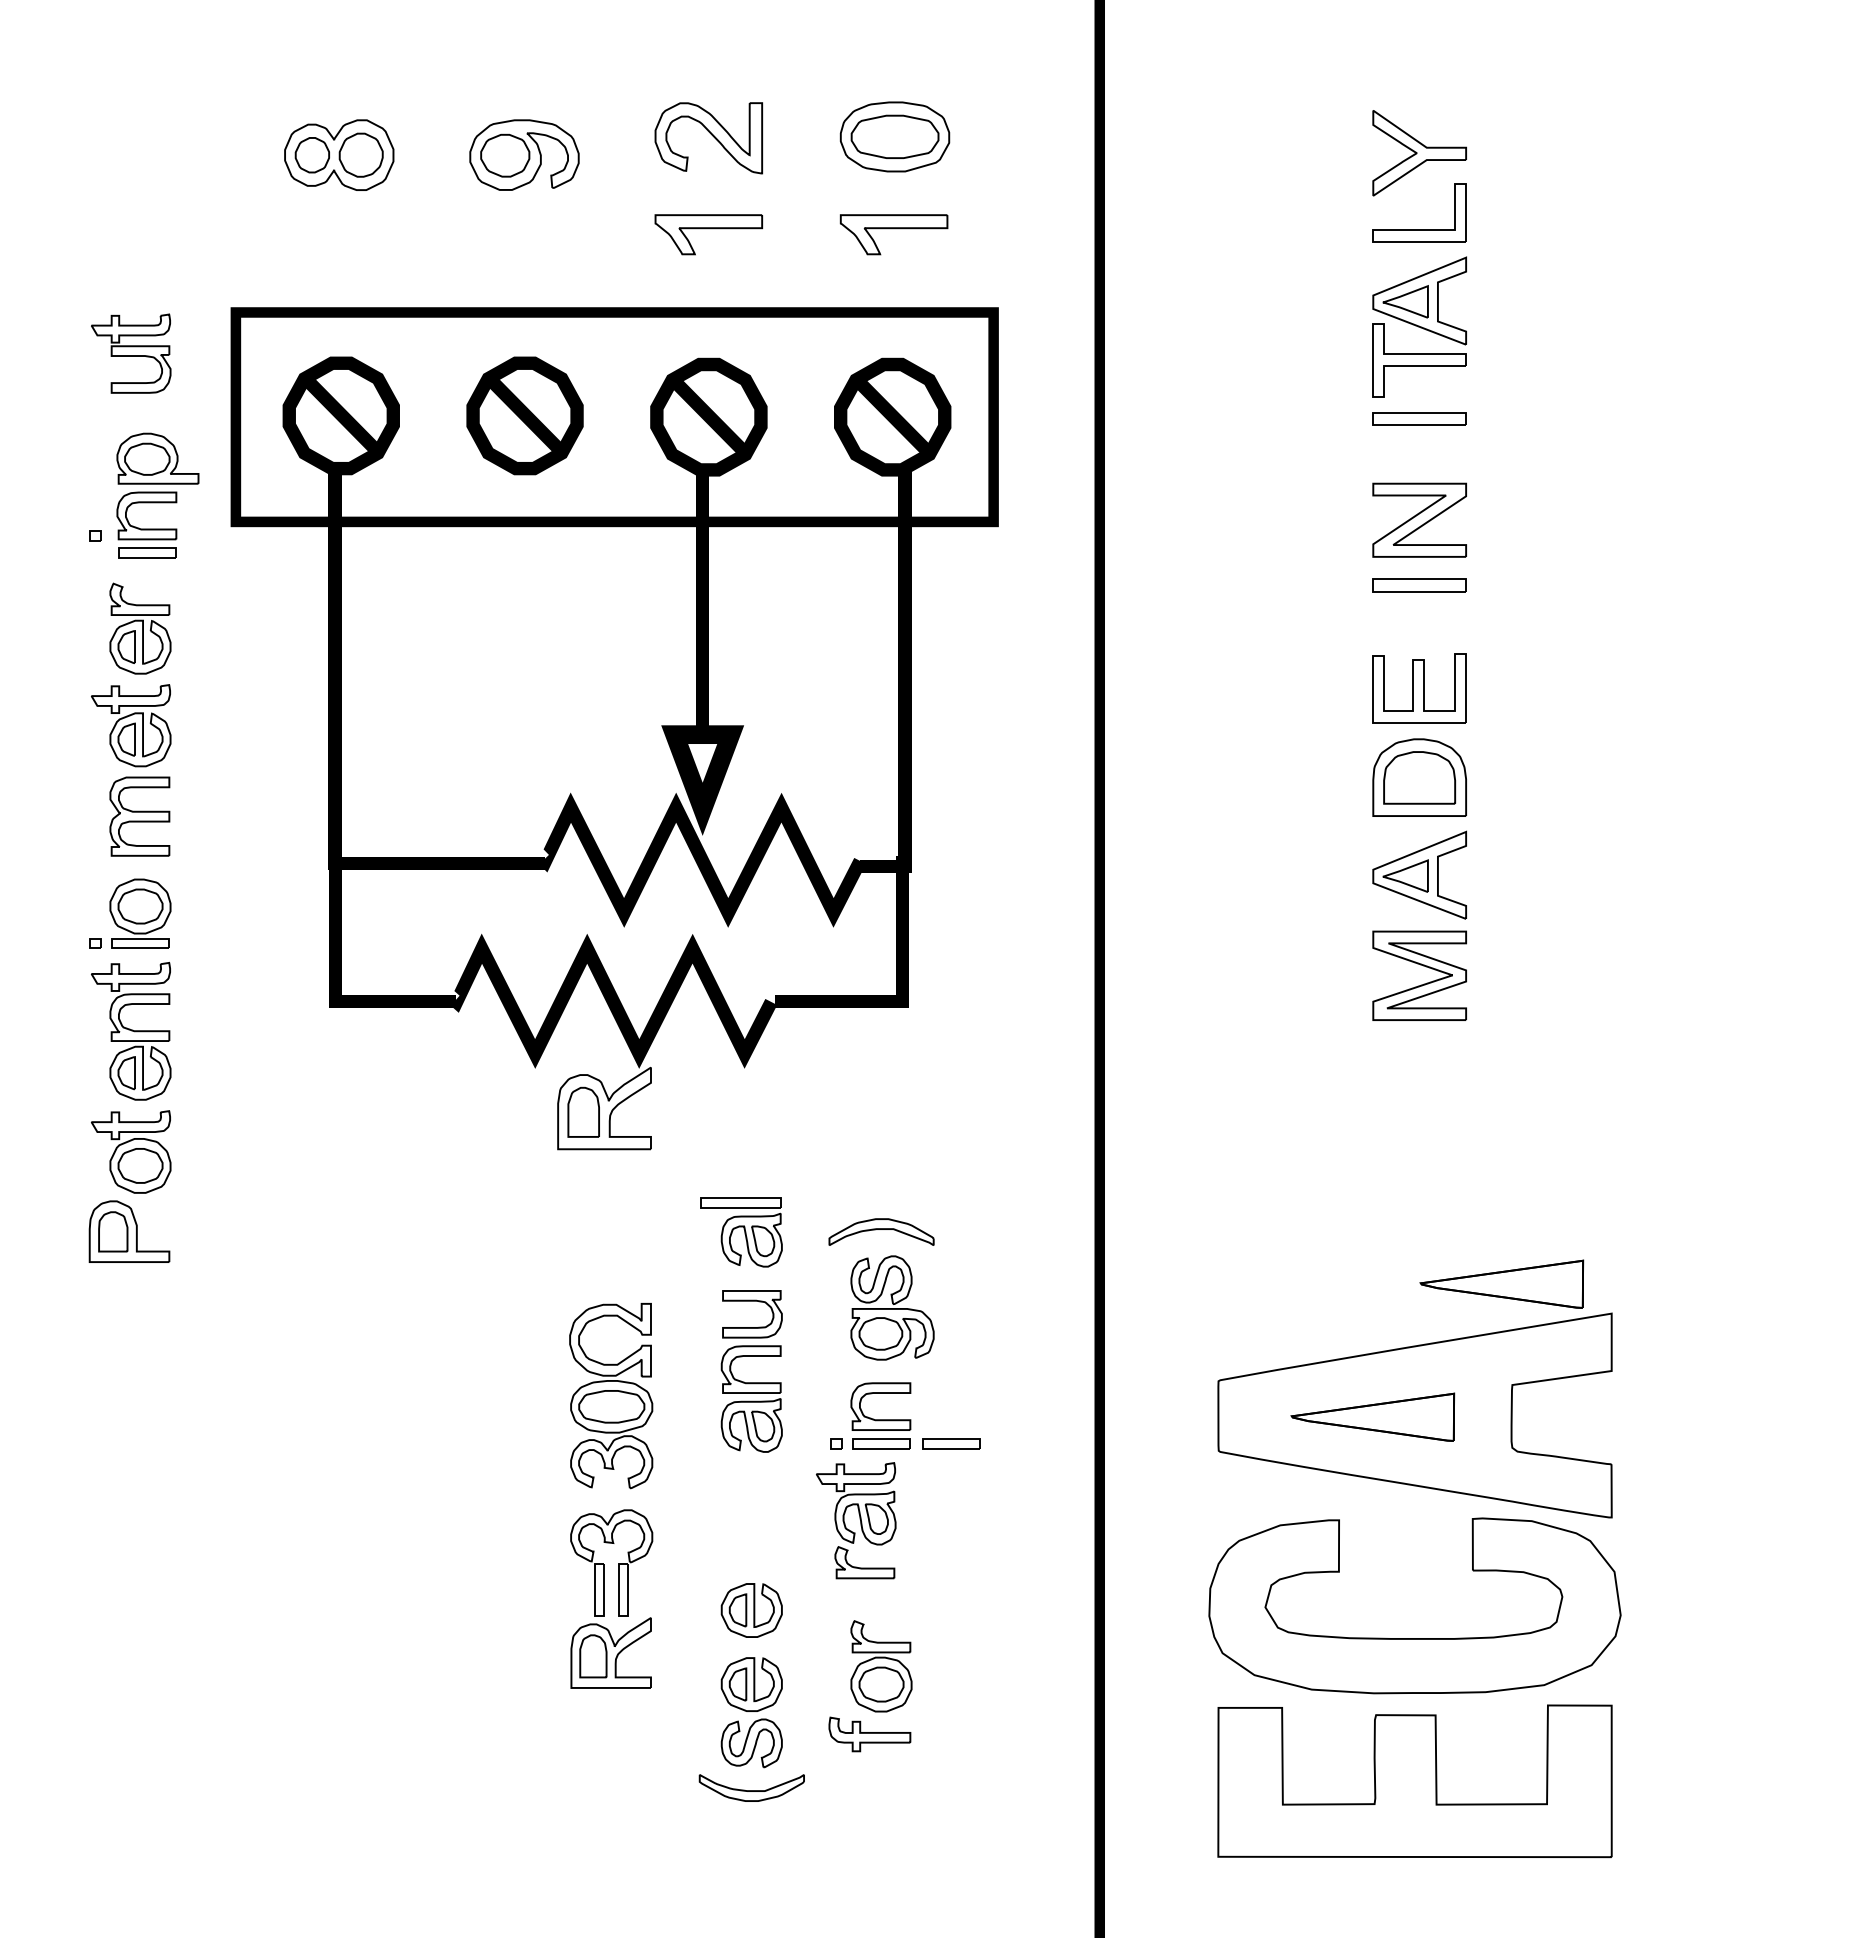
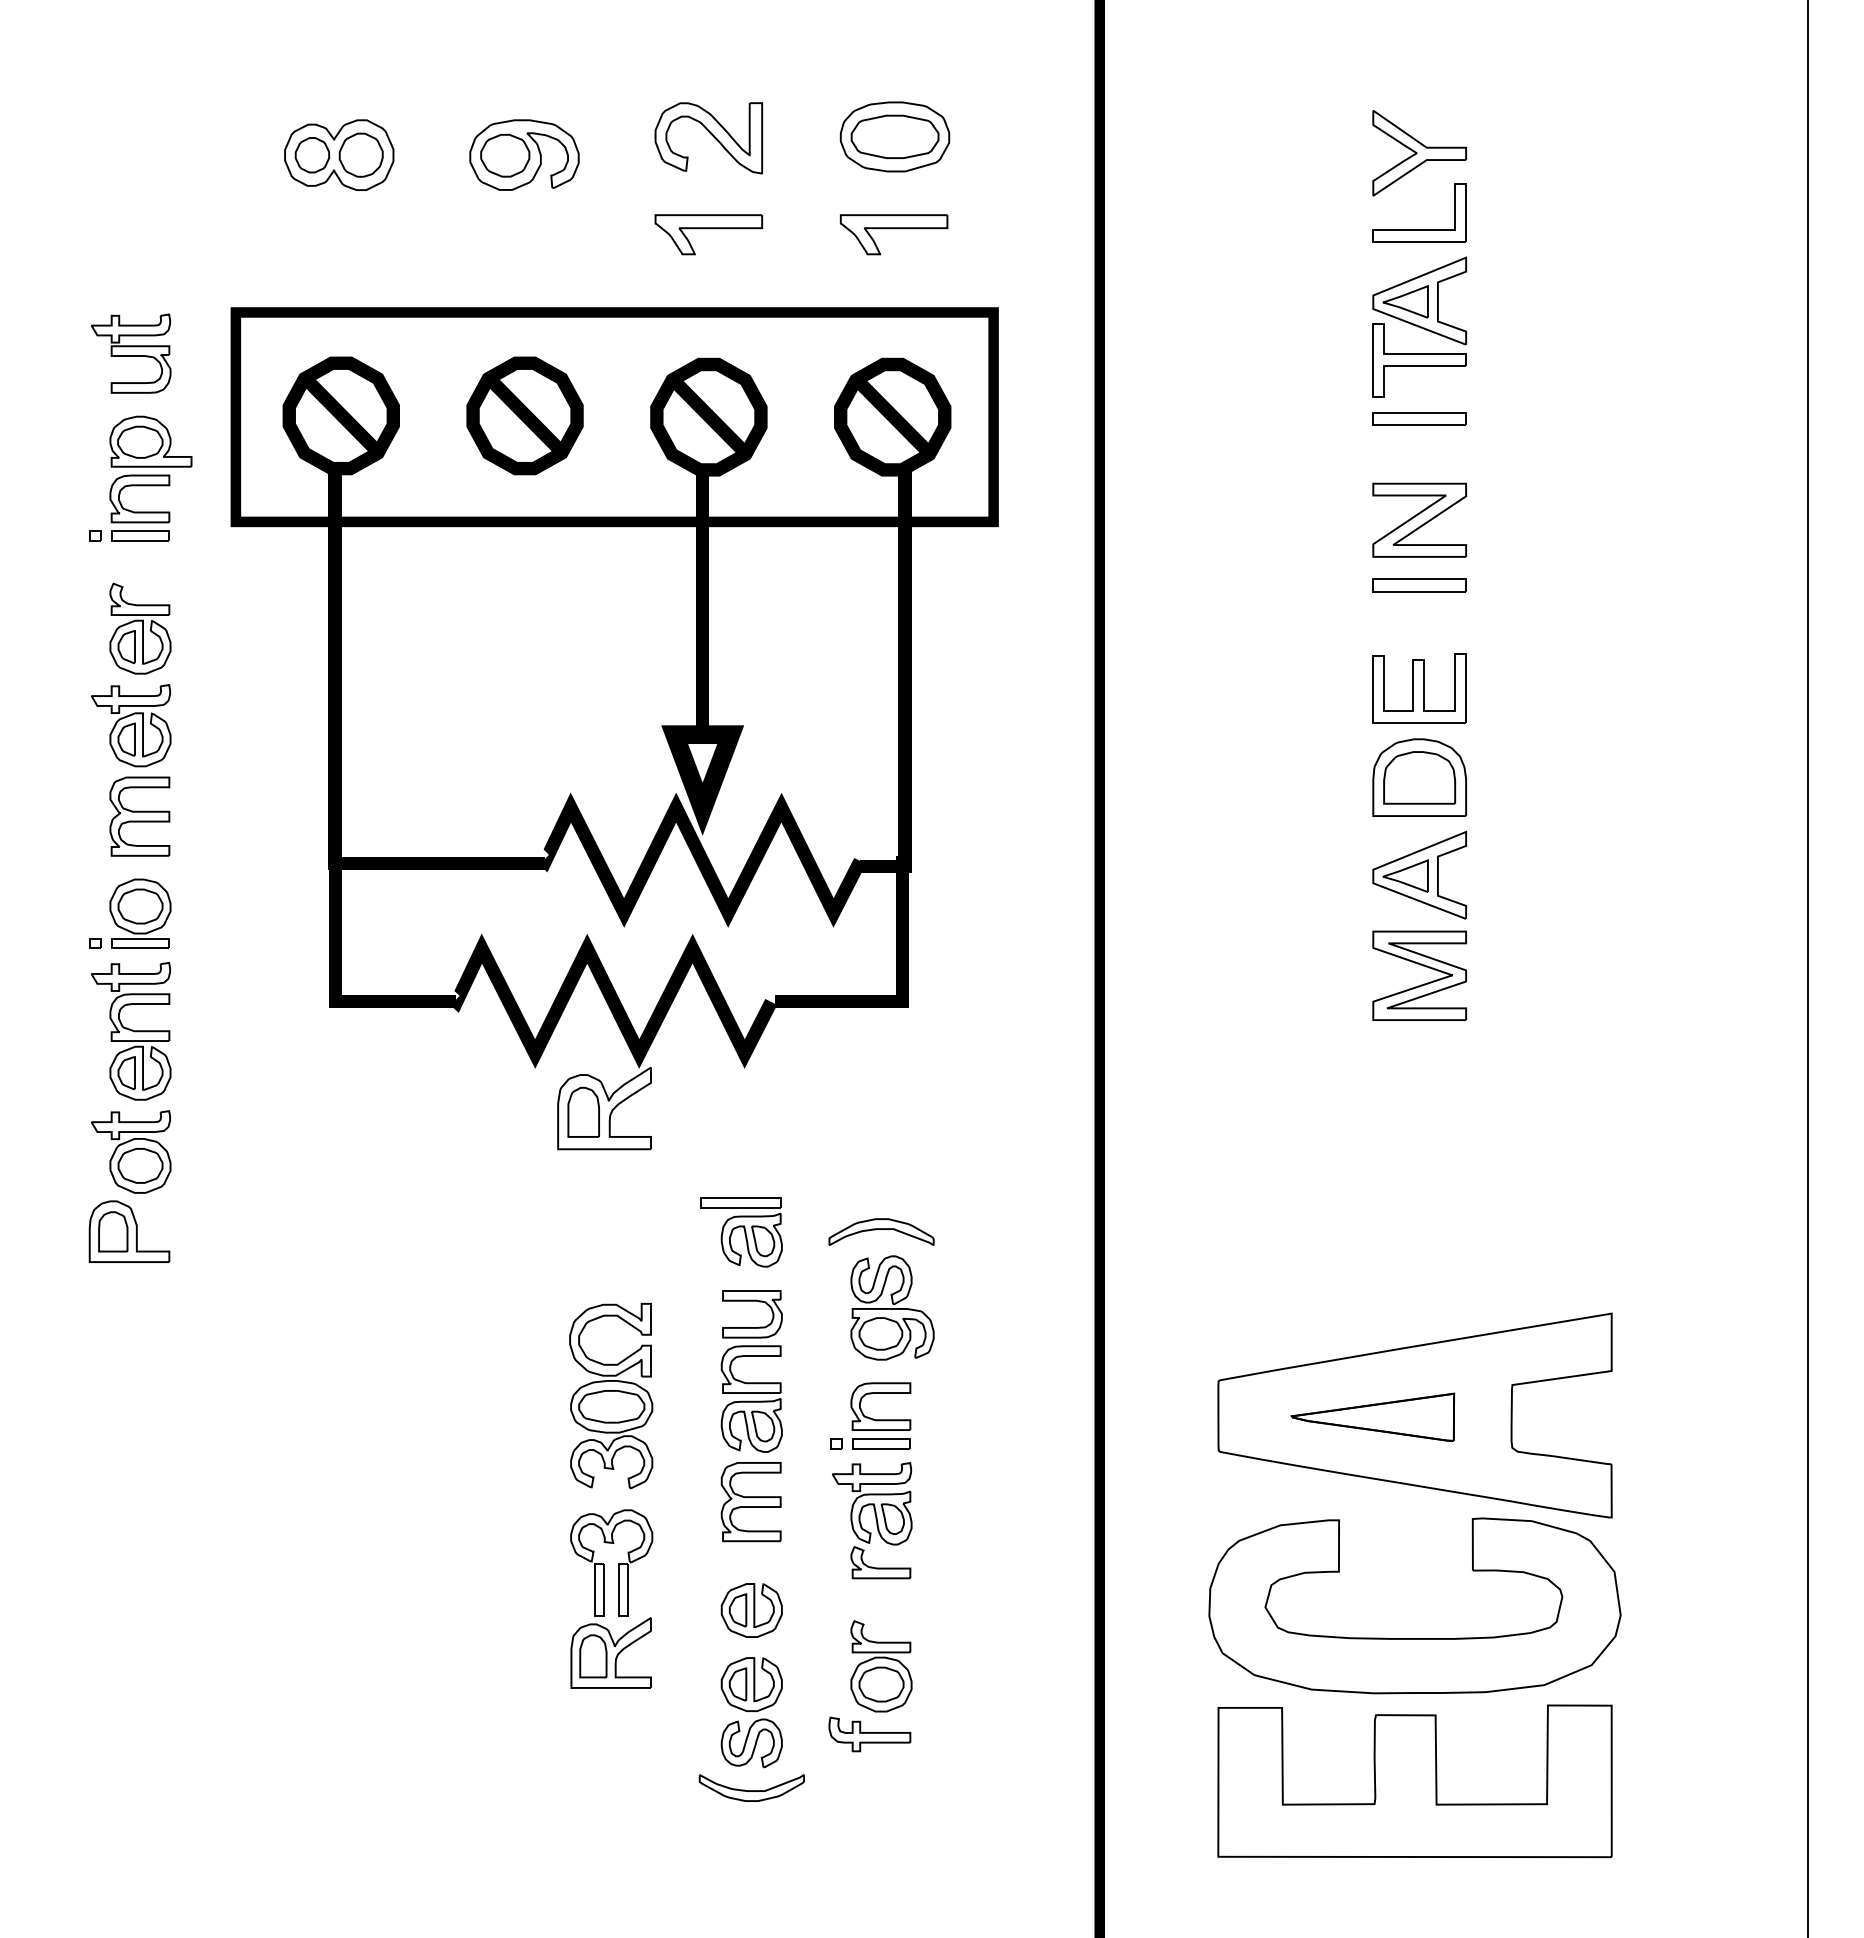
part position: (157, 495) -> (150, 478) (150, 478)
line: none -> present (1808, 968)
part: present -> none (1501, 1283)
part: present -> none (951, 1443)
part: none -> present (750, 1502)
part position: (856, 1520) -> (872, 1520) (872, 1520)
